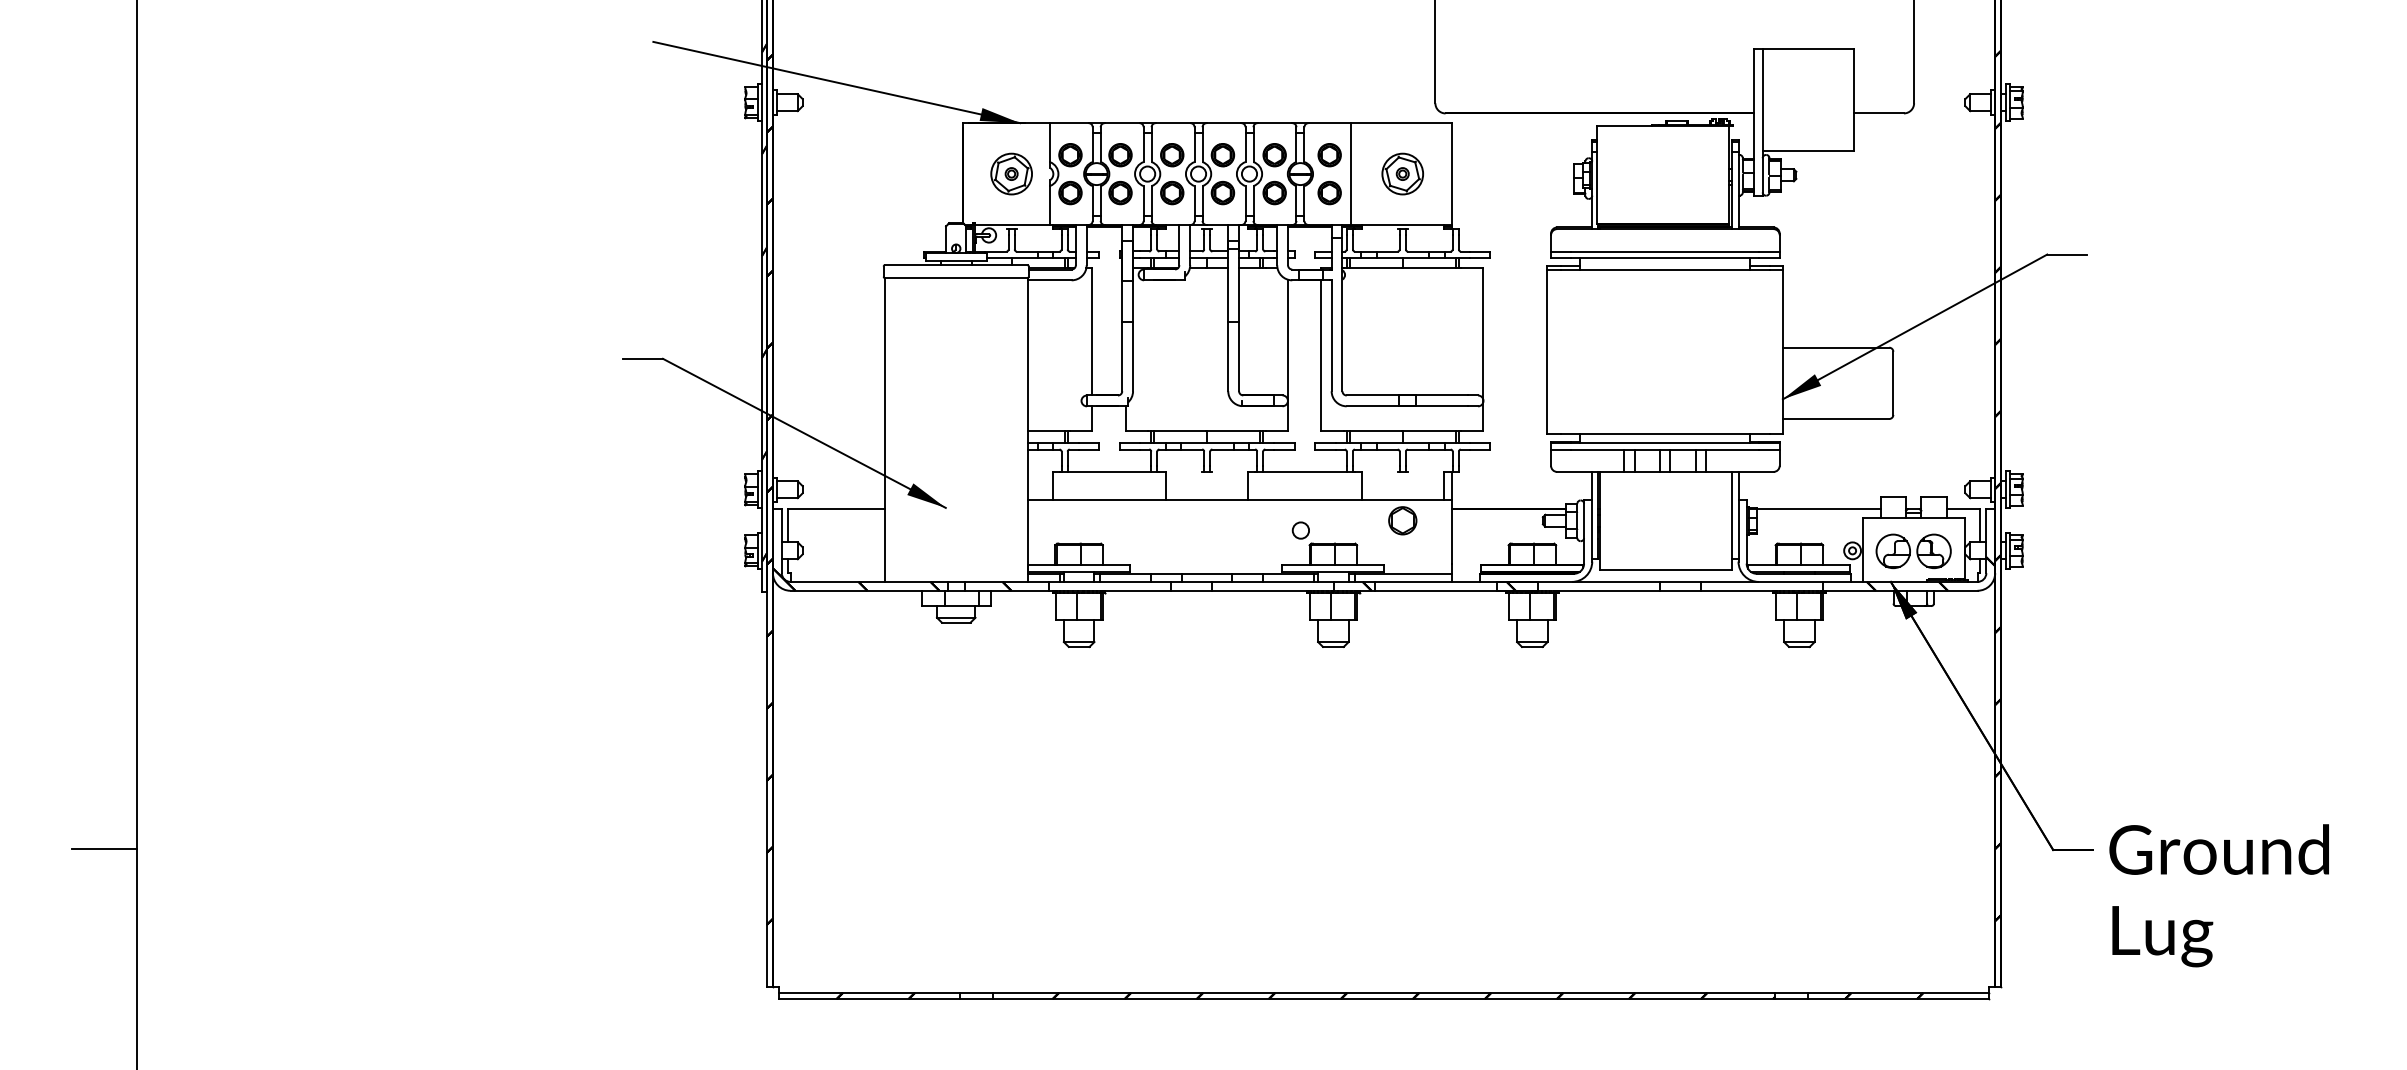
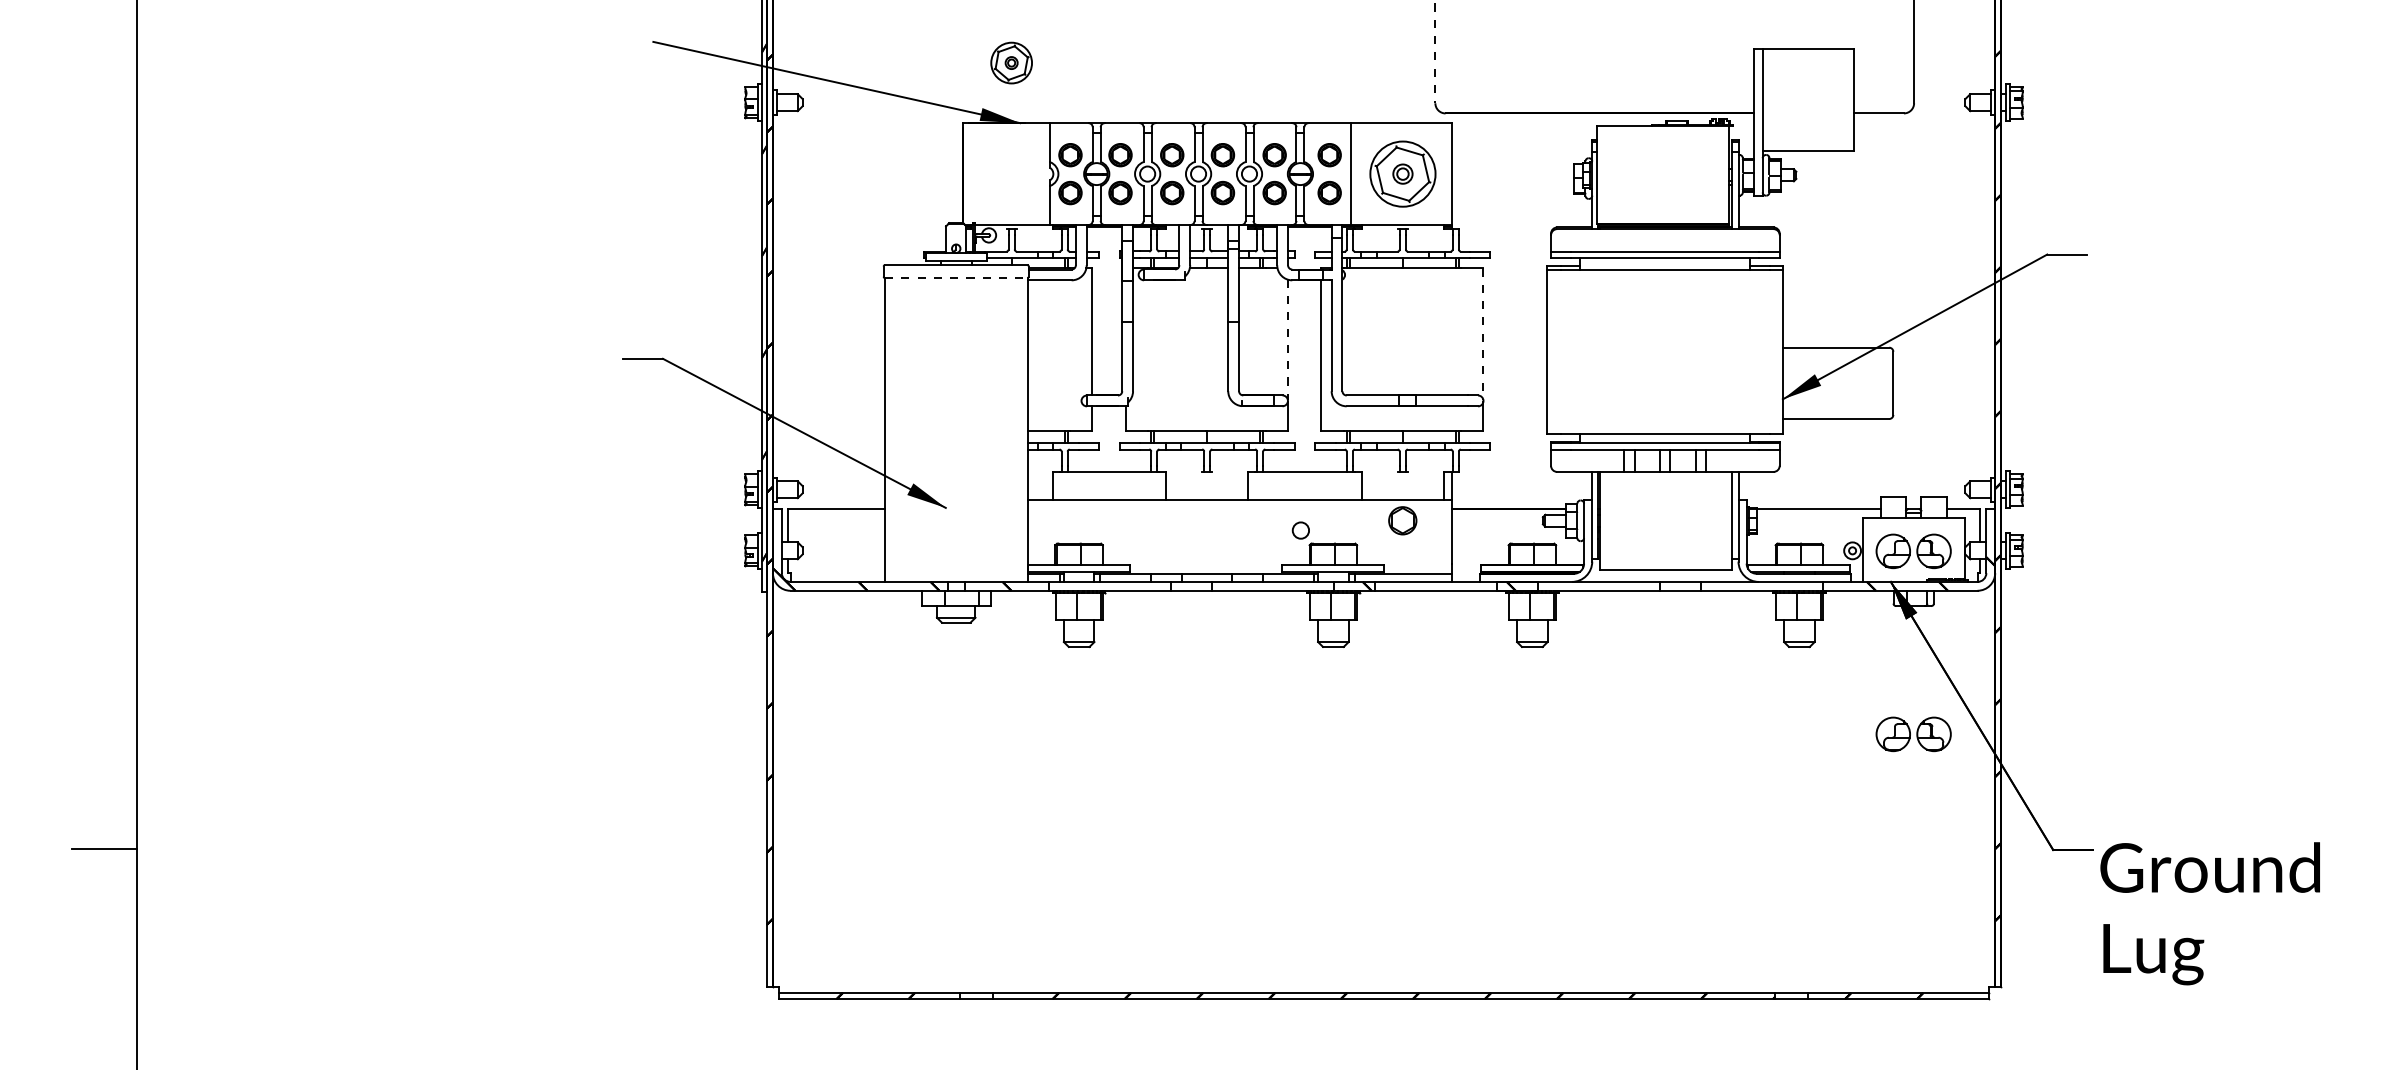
line: solid -> dashed (1435, 52)
part position: (1011, 173) -> (1011, 62) (1011, 62)
part size: 43x44 px -> 68x68 px (1402, 173)
line: solid -> dashed (956, 278)
line: solid -> dashed (1483, 334)
line: solid -> dashed (1287, 340)
part: none -> present (1913, 734)
text position: (2218, 895) -> (2209, 913) (2209, 913)
